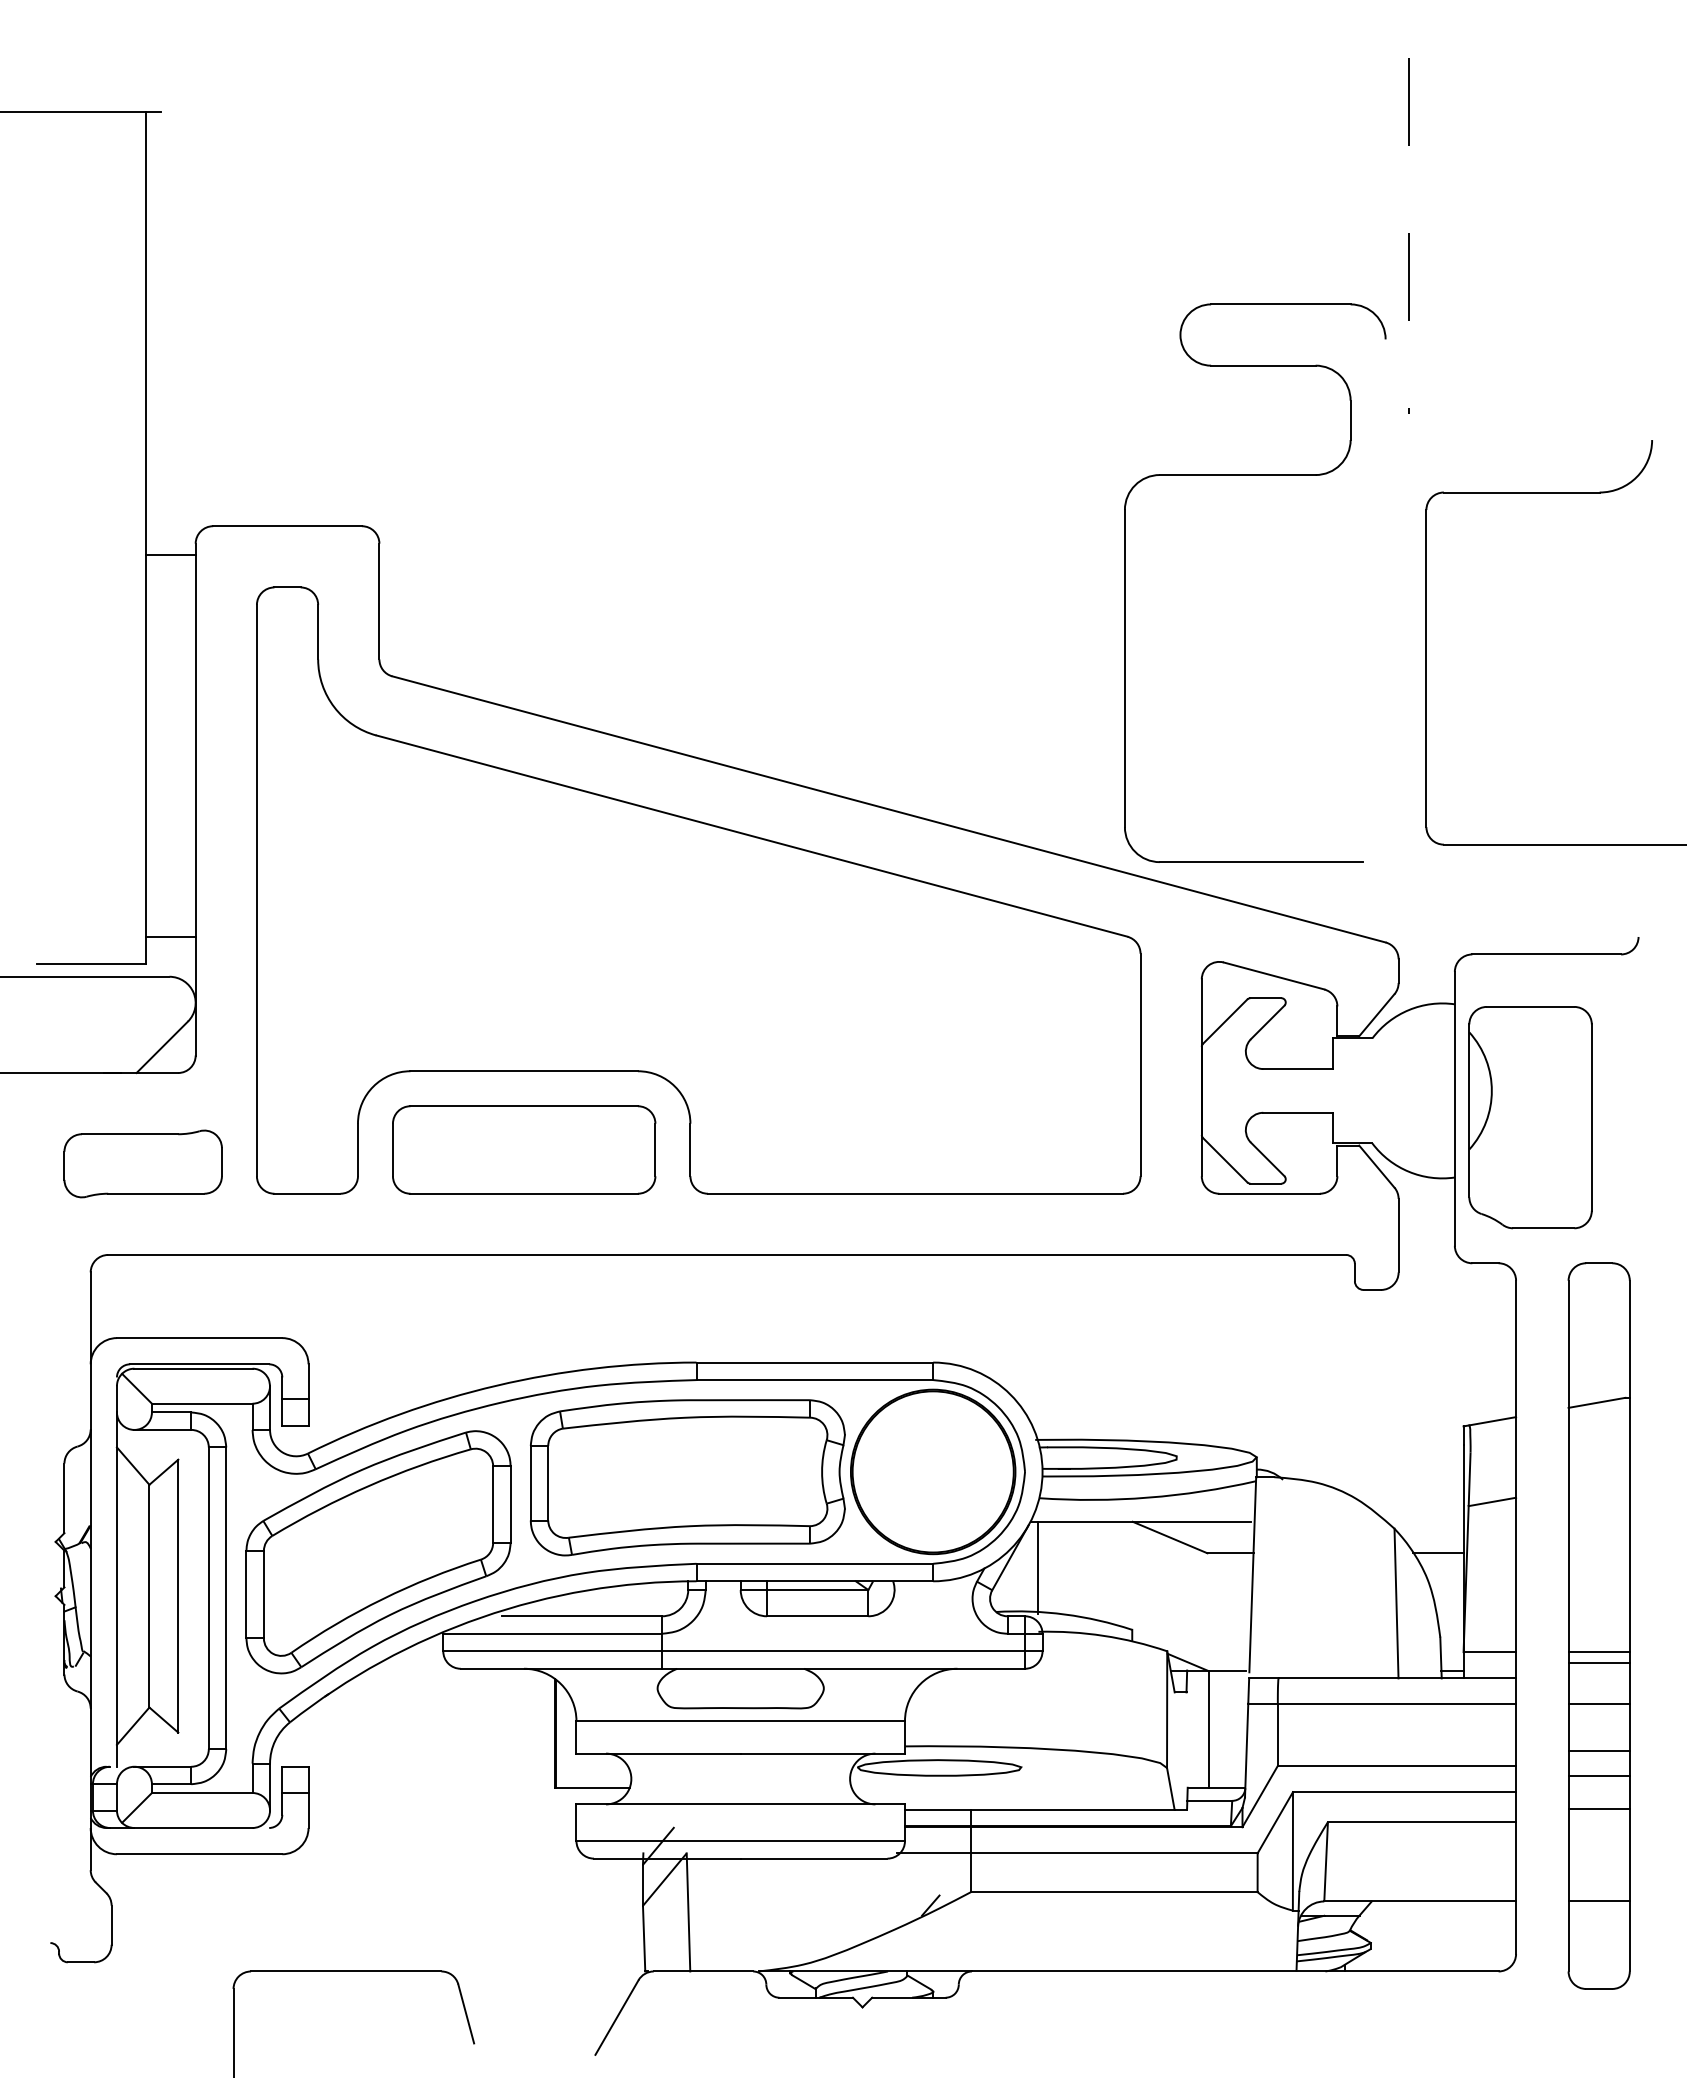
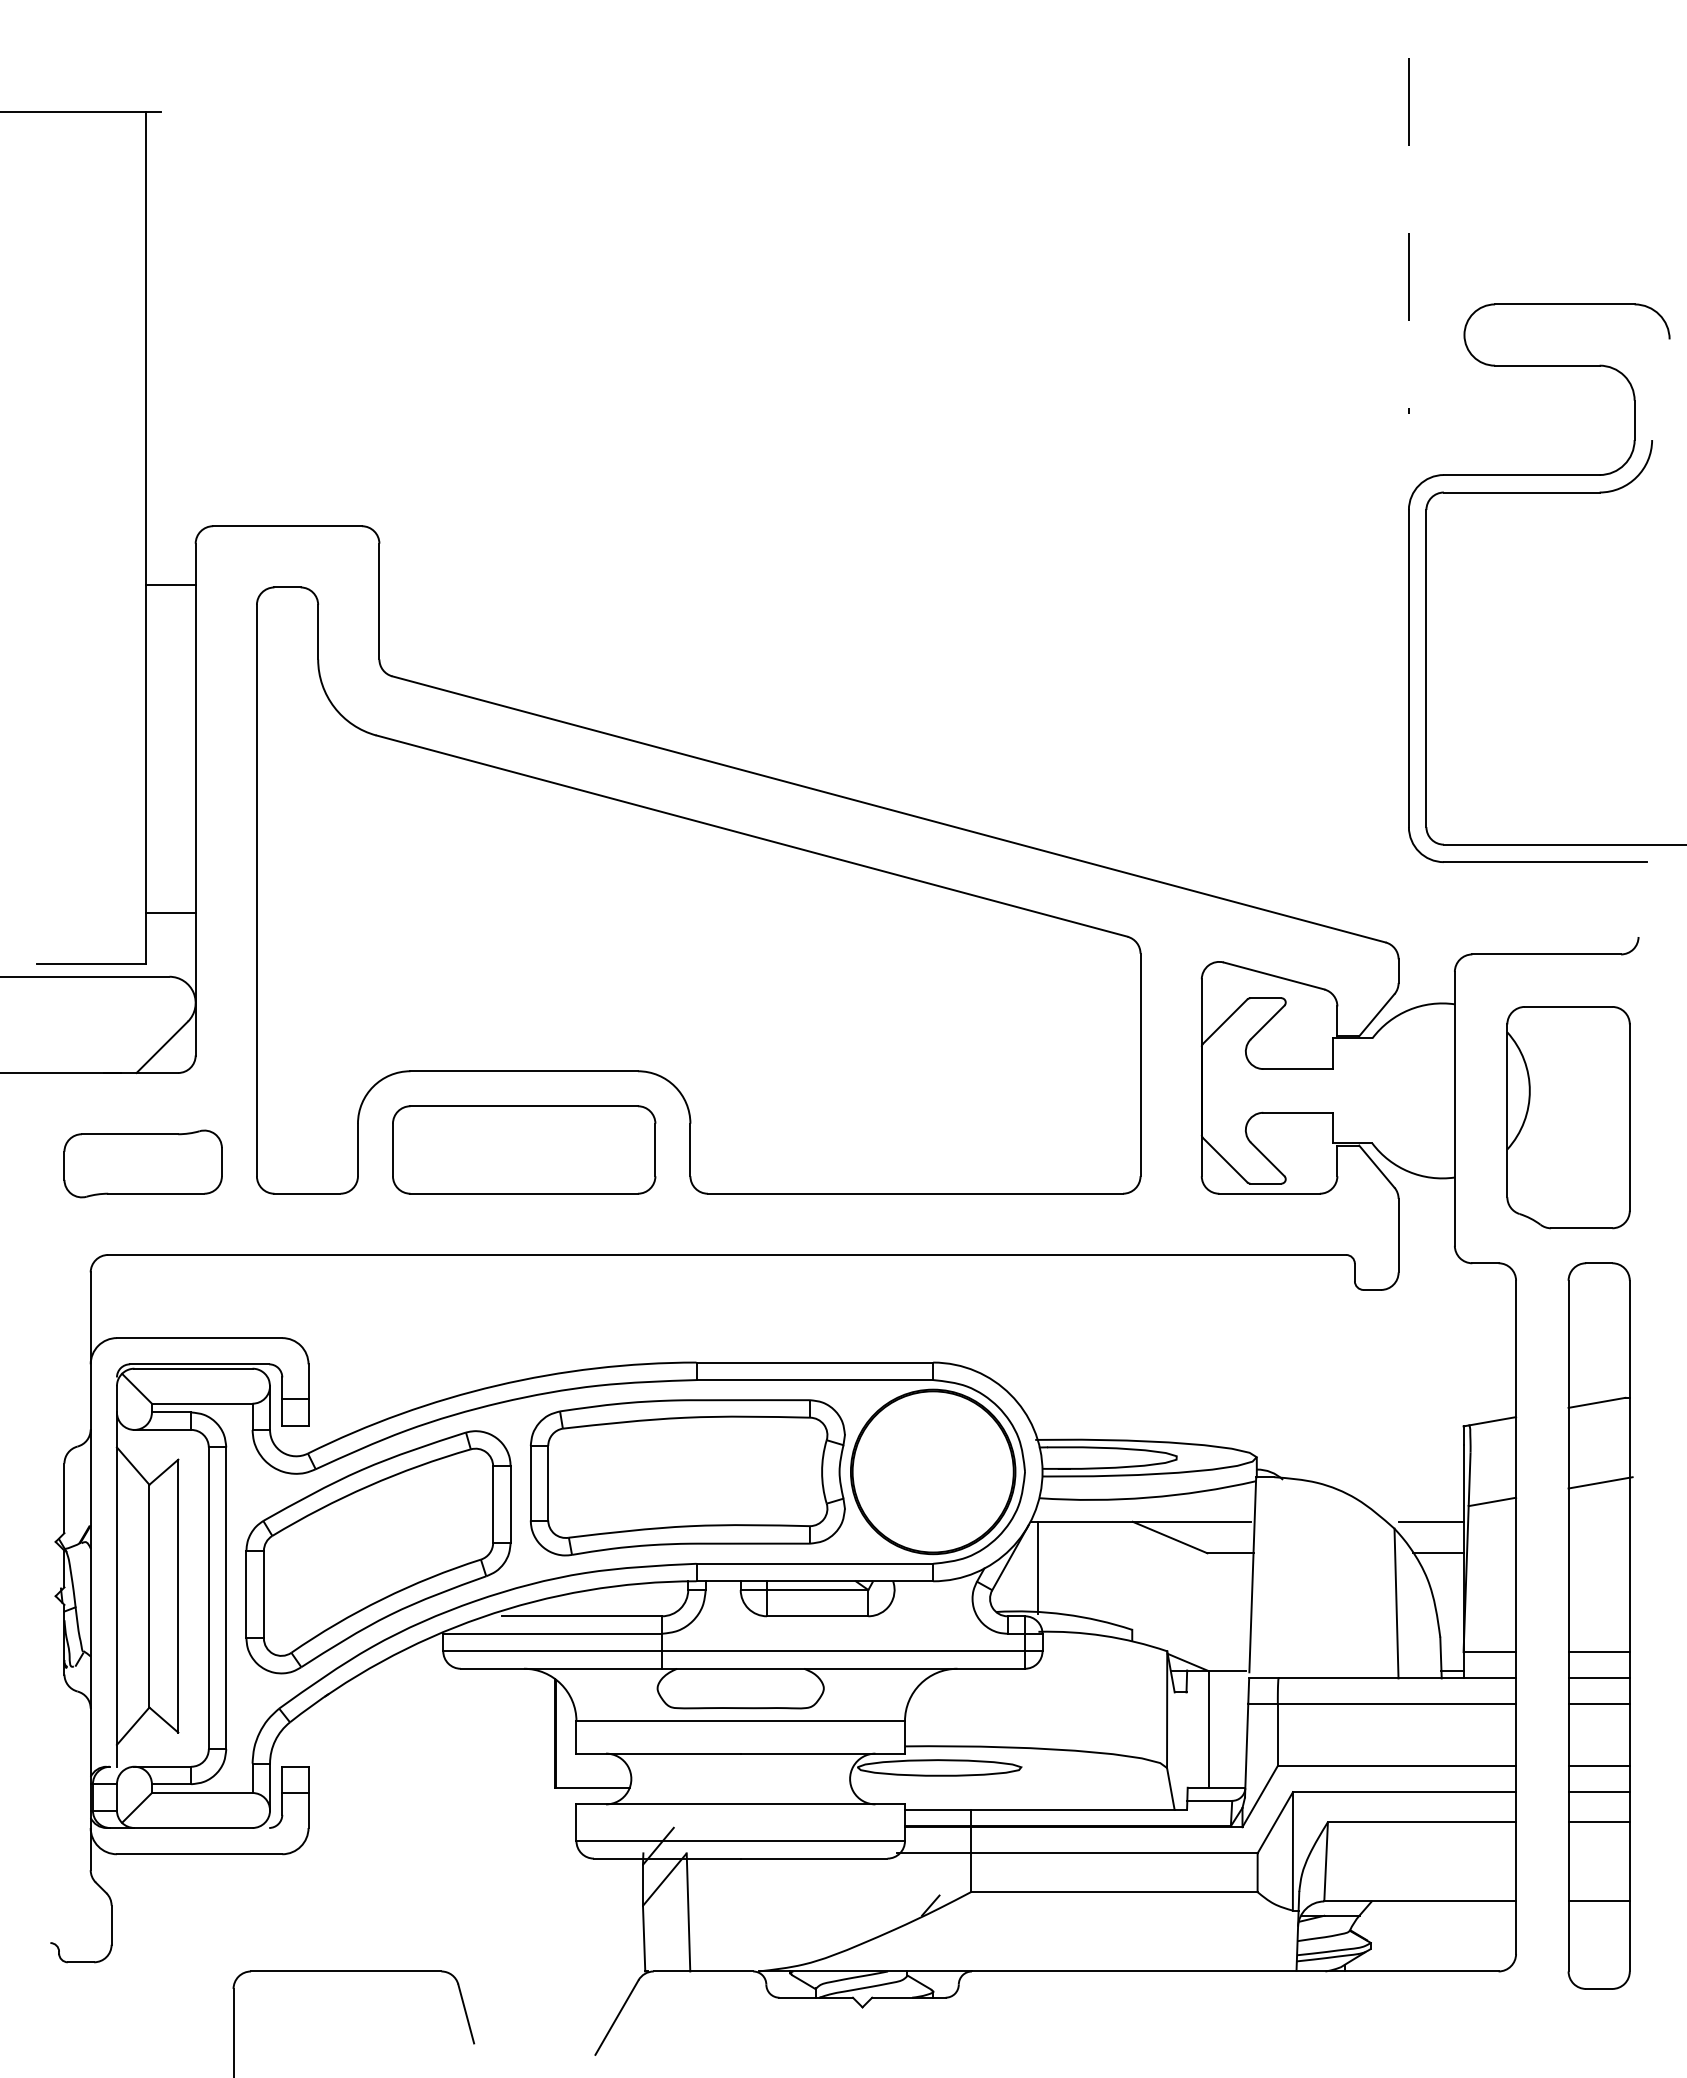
part position: (1255, 475) -> (1539, 475) (1539, 475)
line position: (170, 554) -> (170, 584) (170, 584)
line position: (170, 936) -> (170, 912) (170, 912)
part position: (1530, 1117) -> (1568, 1117) (1568, 1117)
line: none -> present (1600, 1482)
line: none -> present (1431, 1521)
line position: (1598, 1663) -> (1598, 1678) (1598, 1678)
line position: (1598, 1750) -> (1598, 1765) (1598, 1765)
line position: (1598, 1776) -> (1598, 1792) (1598, 1792)
line position: (1598, 1809) -> (1598, 1822) (1598, 1822)
